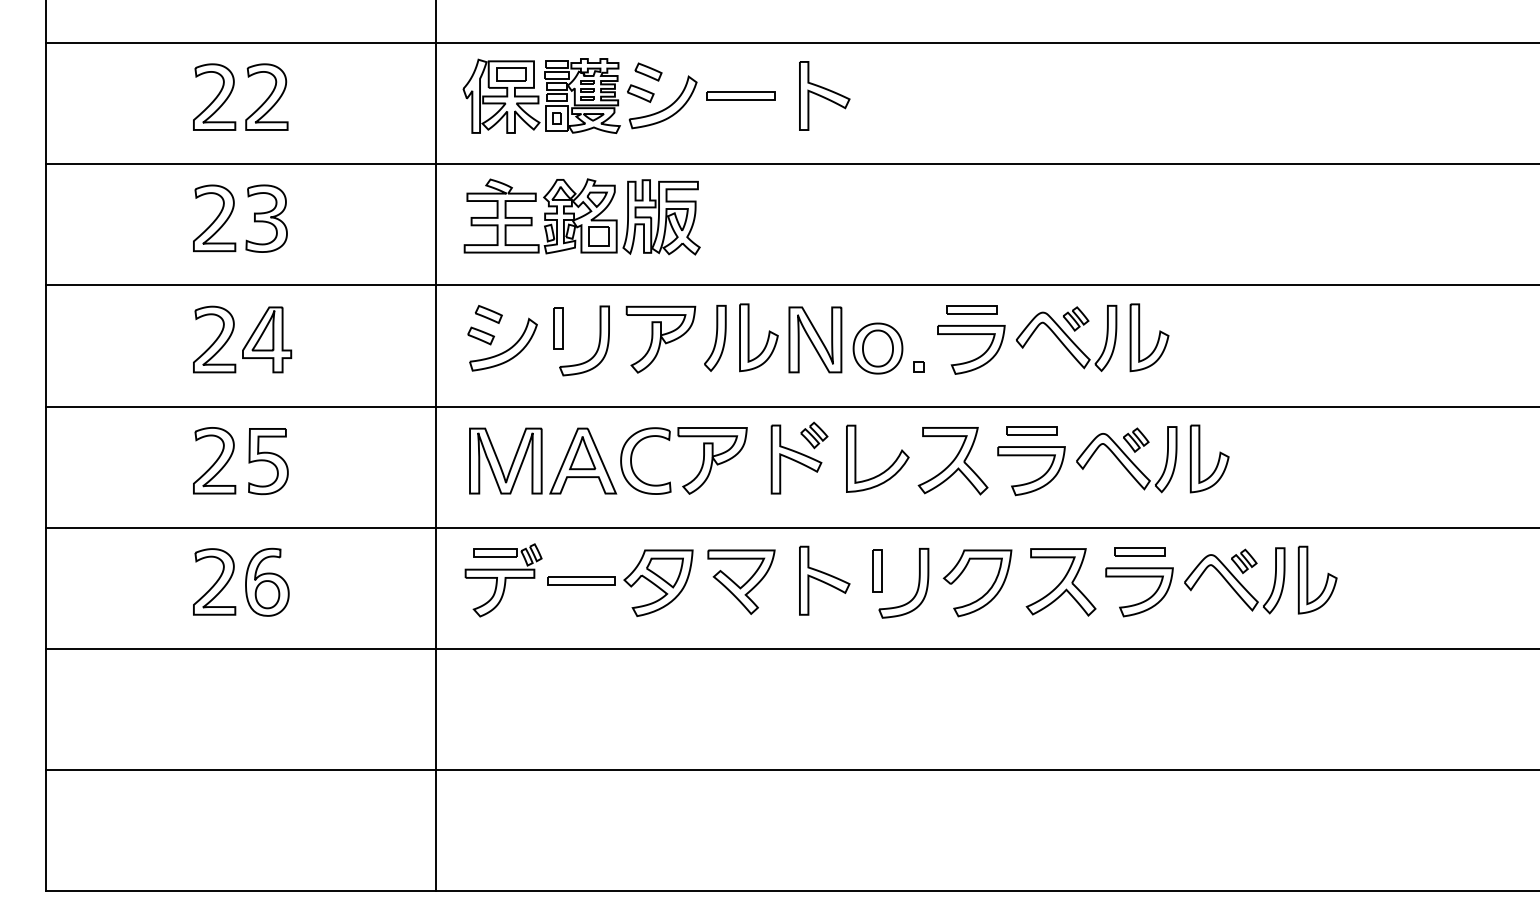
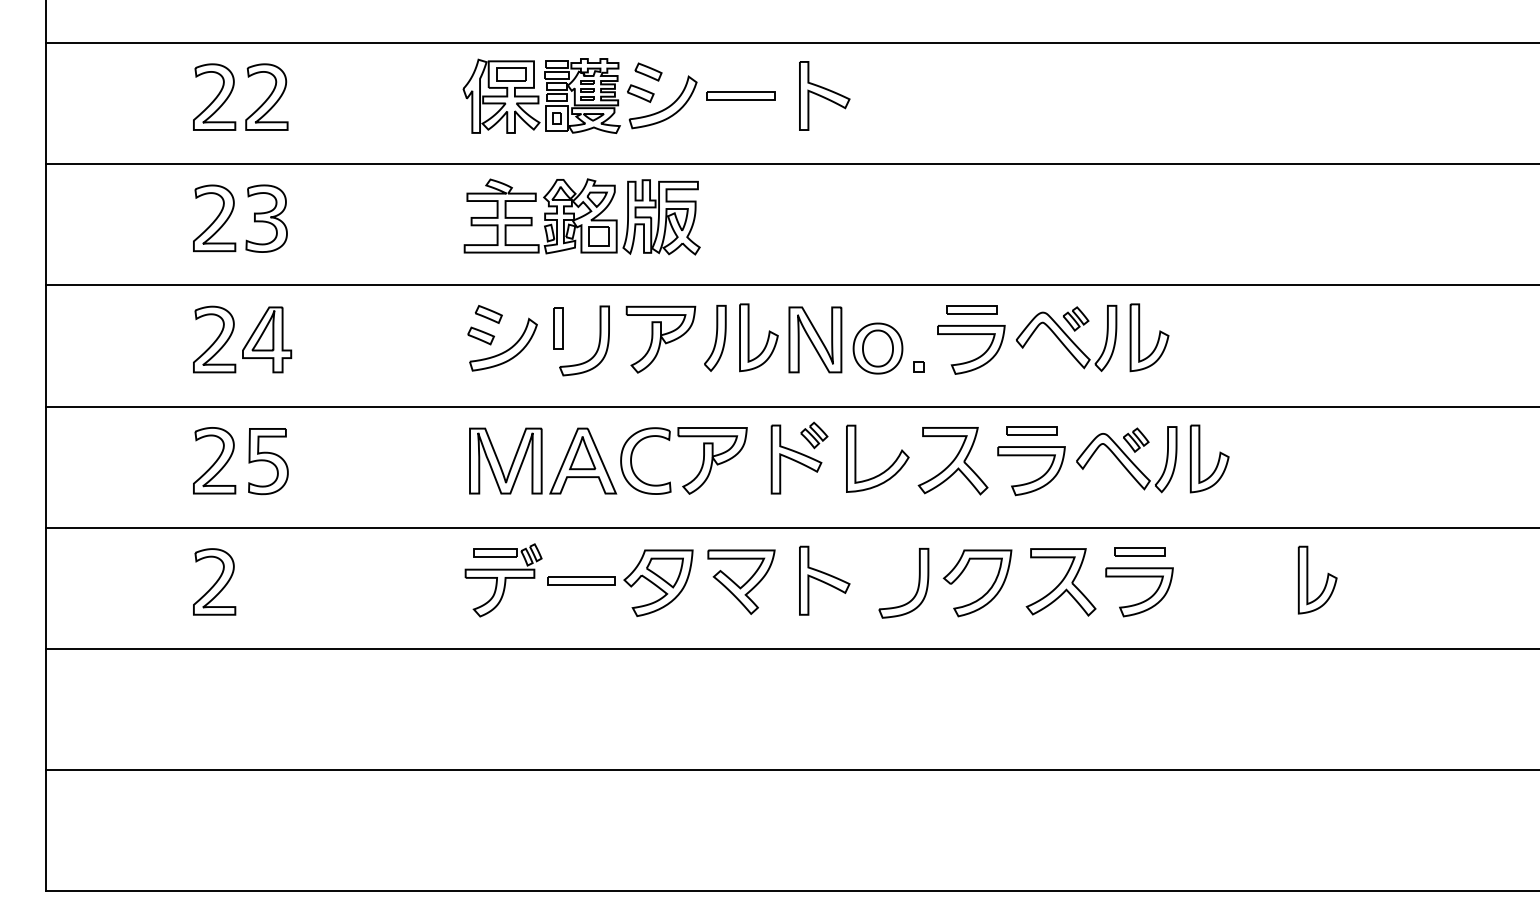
line: present -> none (435, 446)
part: present -> none (877, 570)
part: present -> none (1234, 580)
part: present -> none (267, 581)
